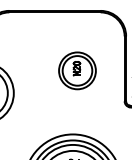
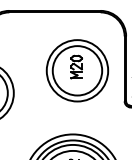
part size: 39x40 px -> 65x64 px (77, 70)
